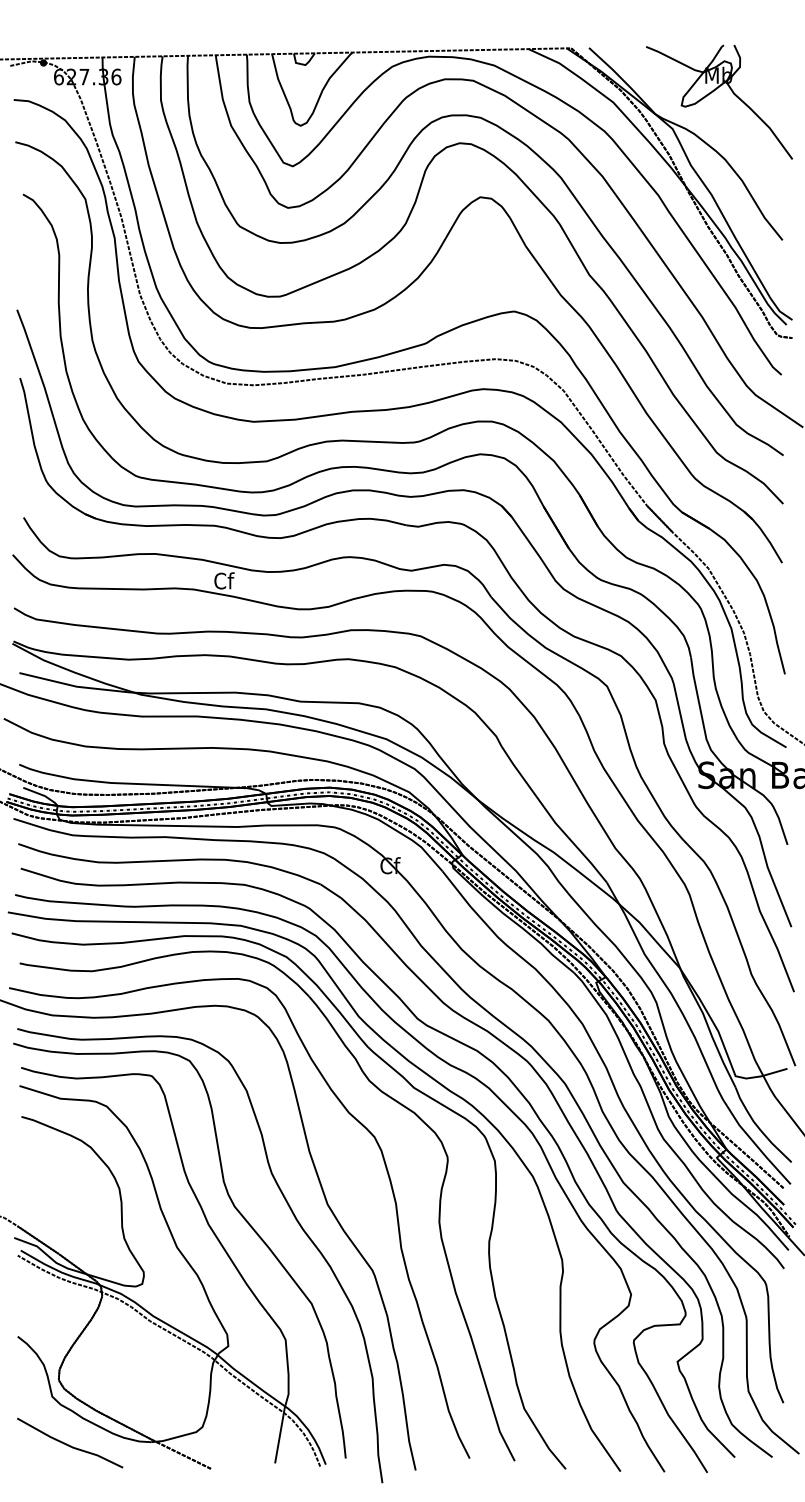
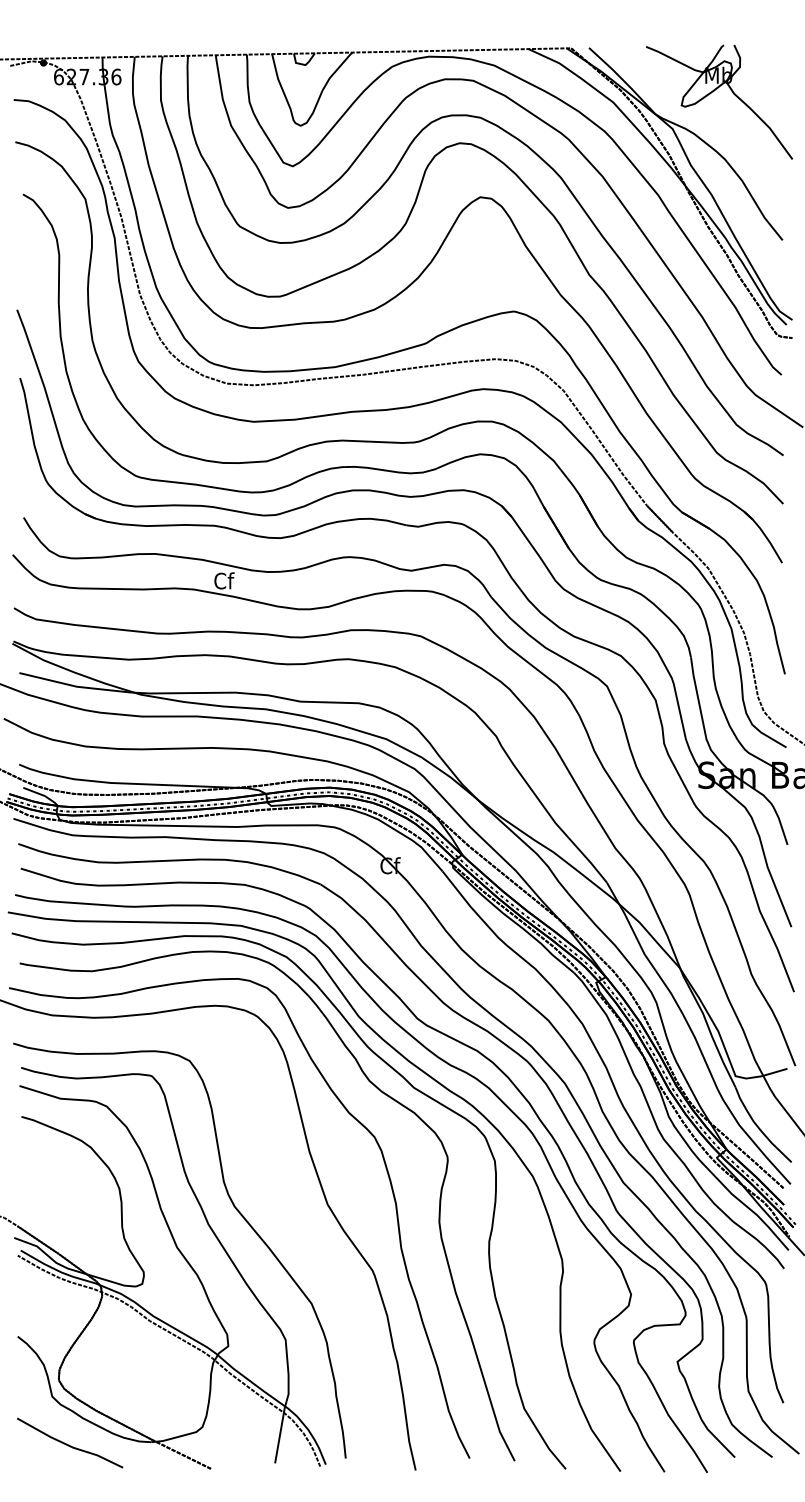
curve: present -> none (287, 1205)
